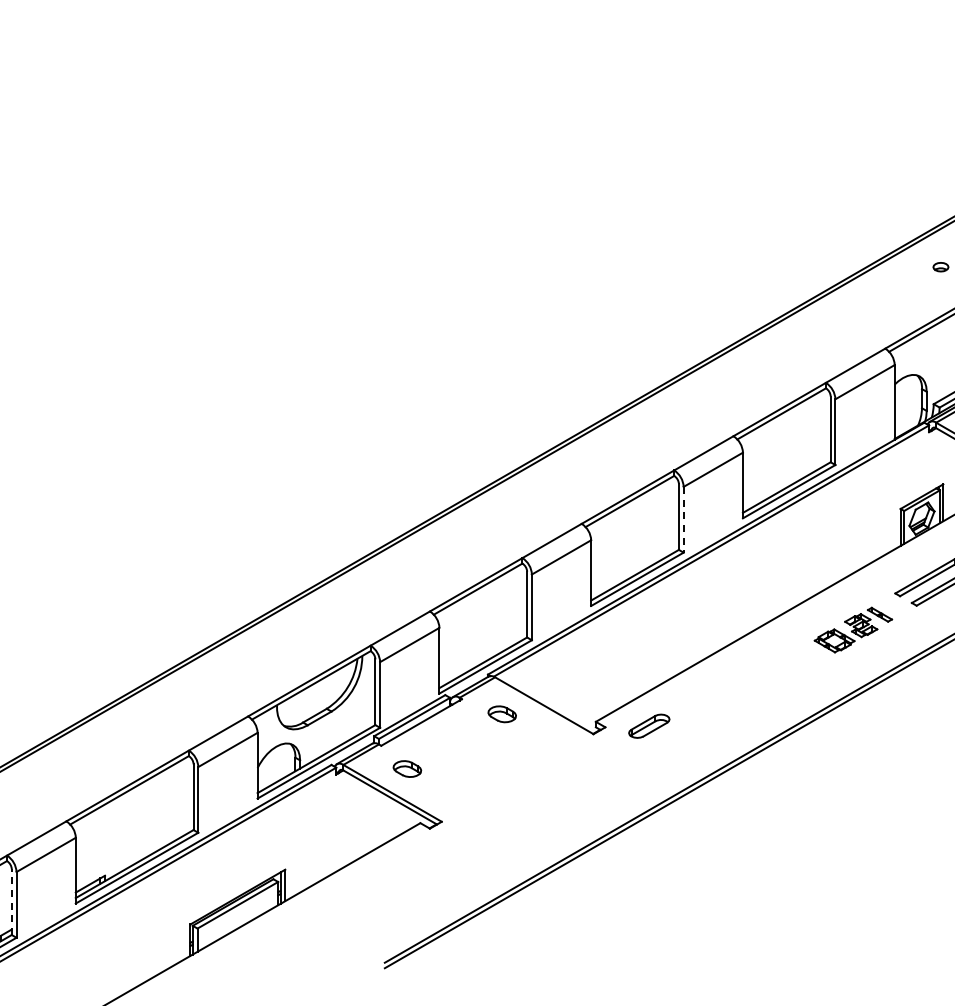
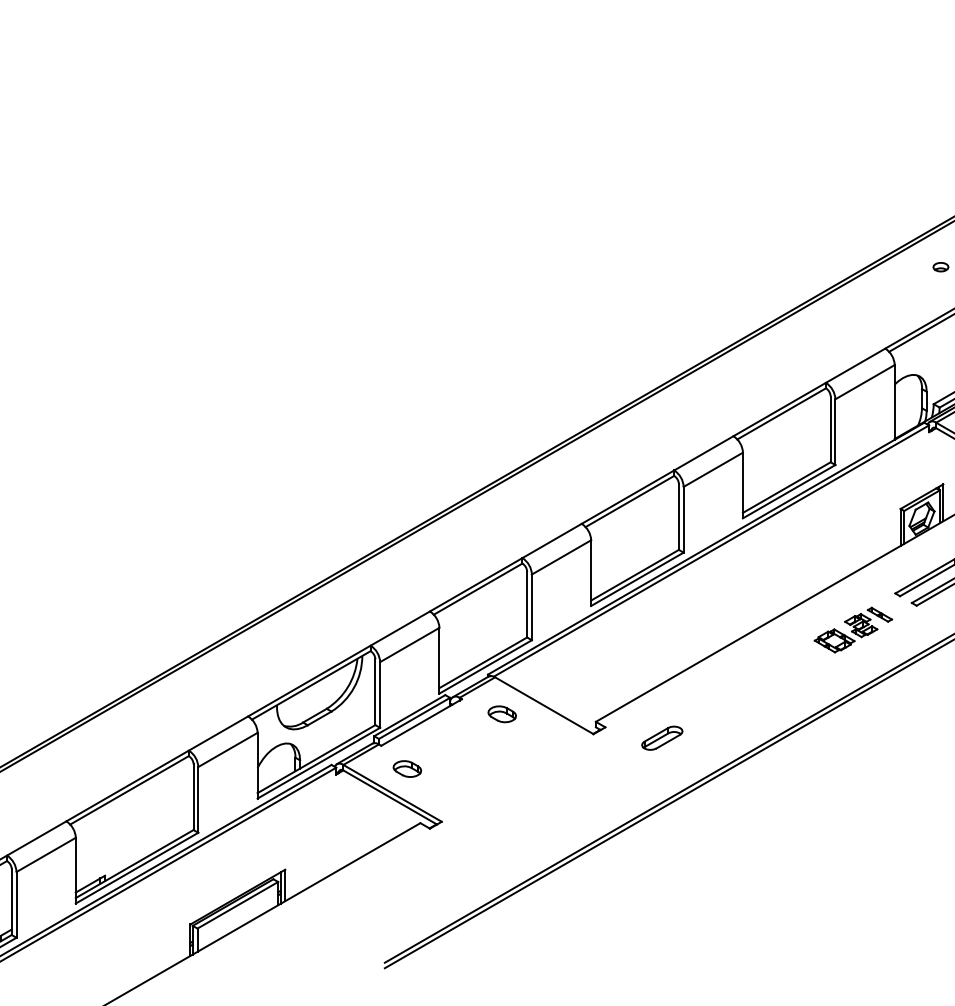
line: dashed -> solid (683, 519)
part position: (649, 725) -> (662, 737) (662, 737)
line: dashed -> solid (11, 902)
